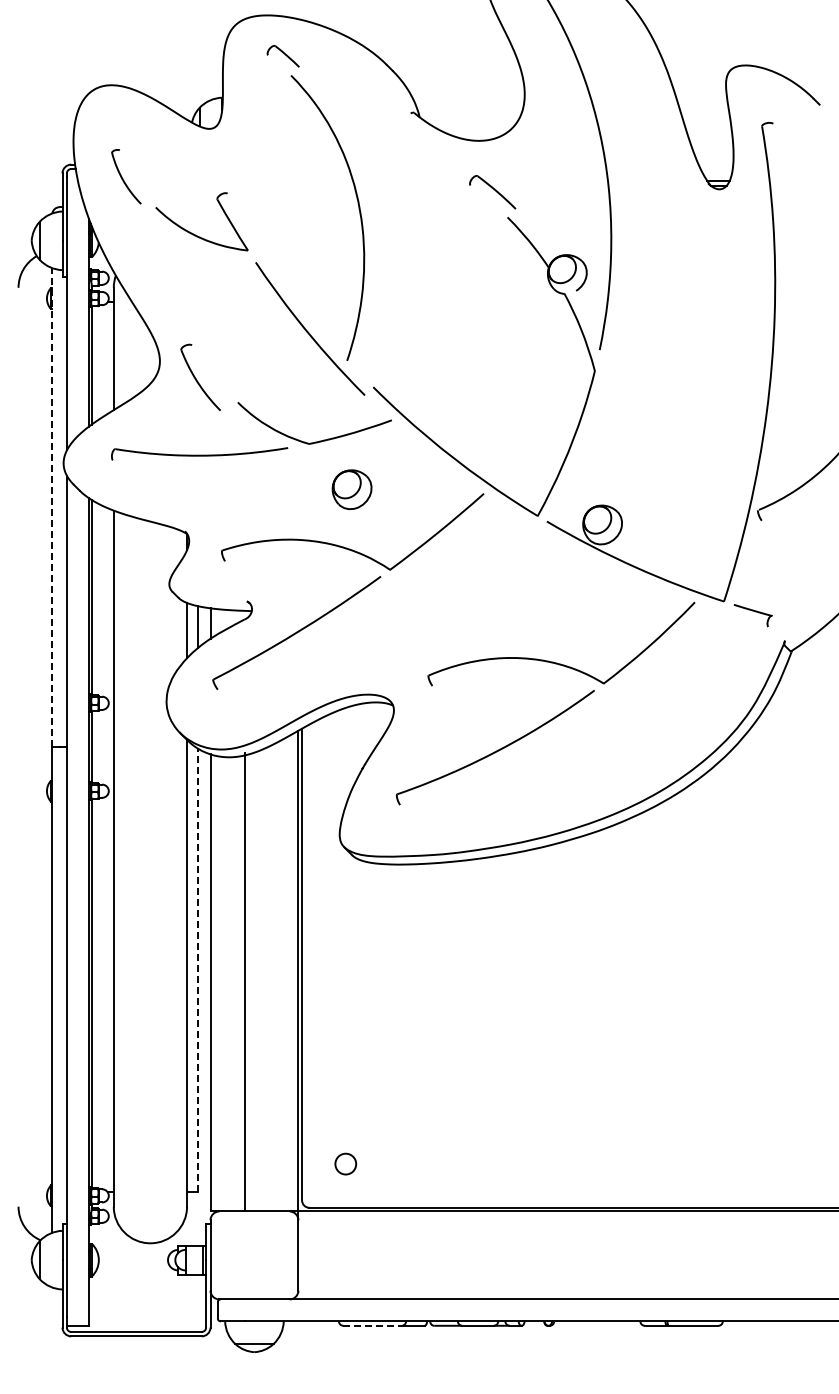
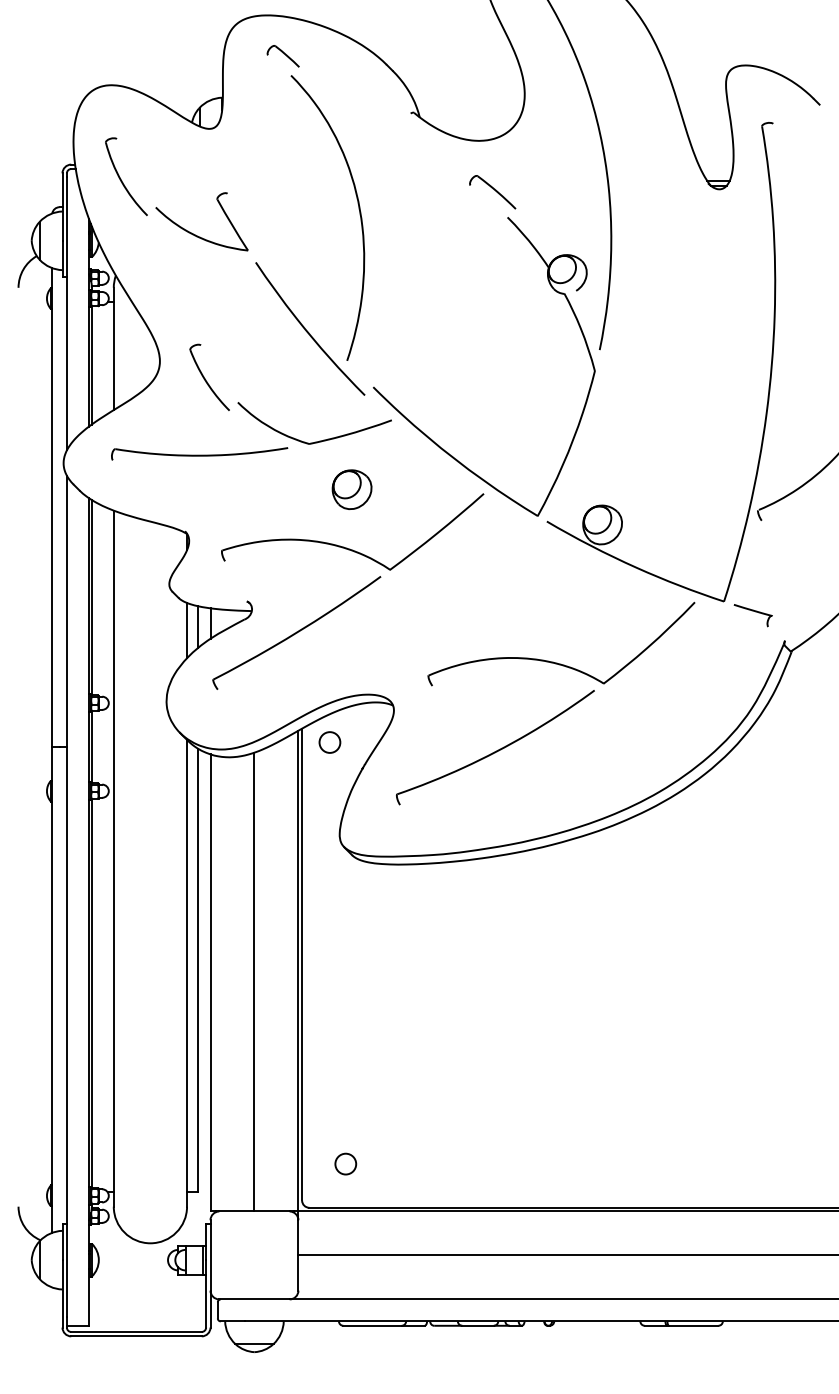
part size: 31x56 px -> 43x80 px (126, 176)
part position: (200, 376) -> (209, 376) (209, 376)
line: dashed -> solid (52, 507)
circle: none -> present (329, 742)
line: dashed -> solid (198, 970)
line position: (245, 981) -> (254, 981) (254, 981)
line: none -> present (566, 1255)
line: dashed -> solid (373, 1325)
